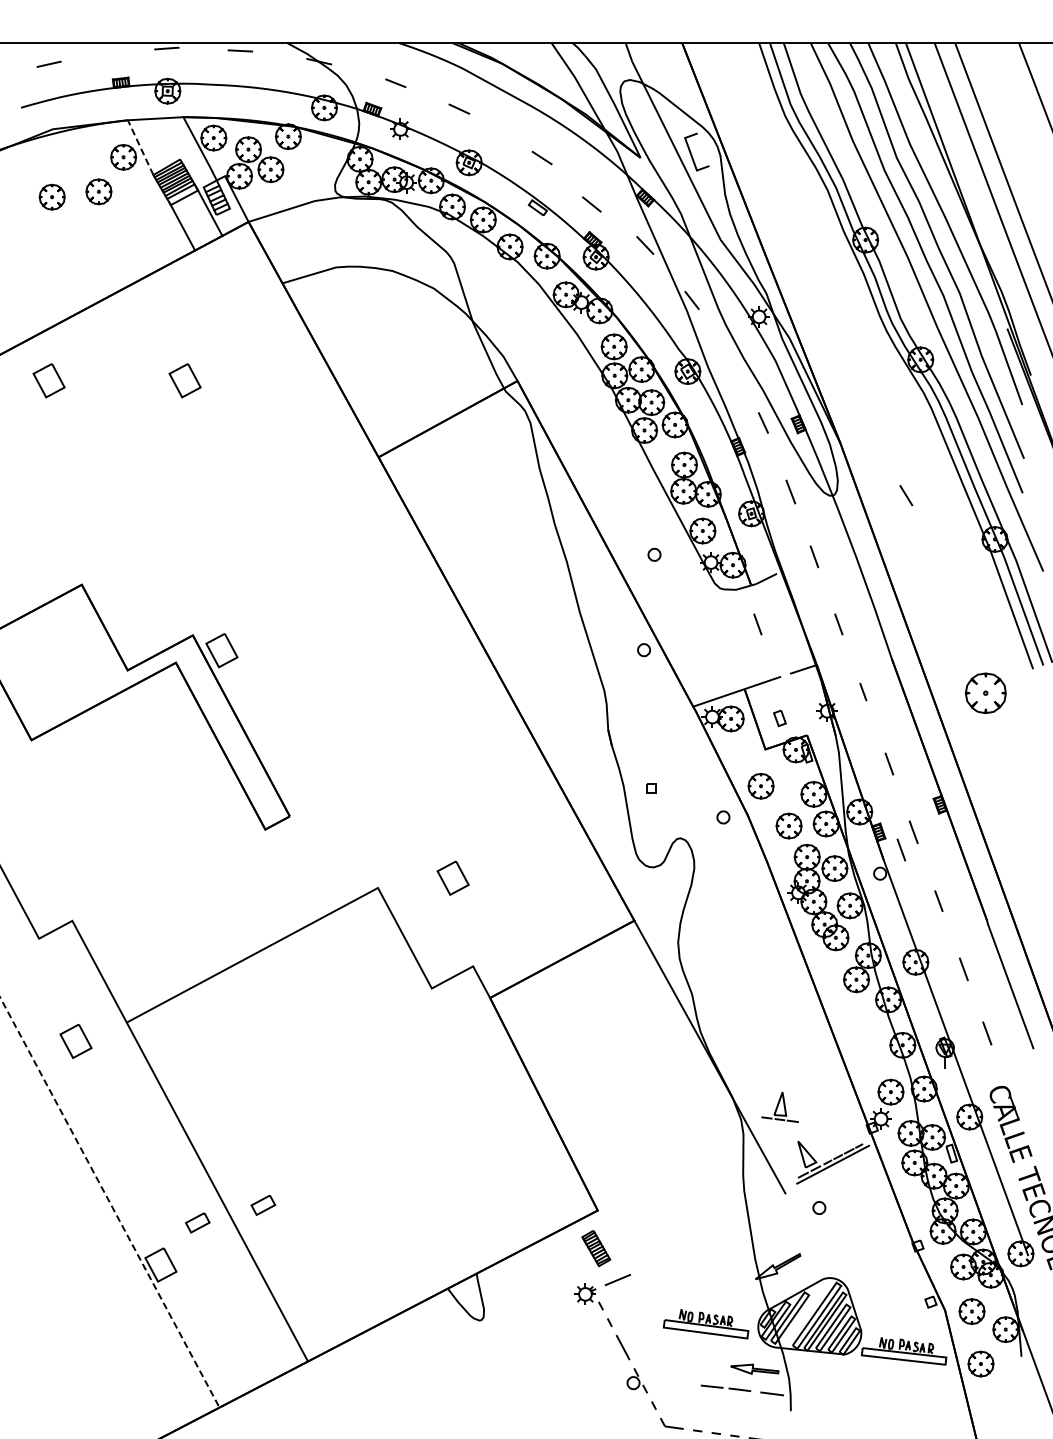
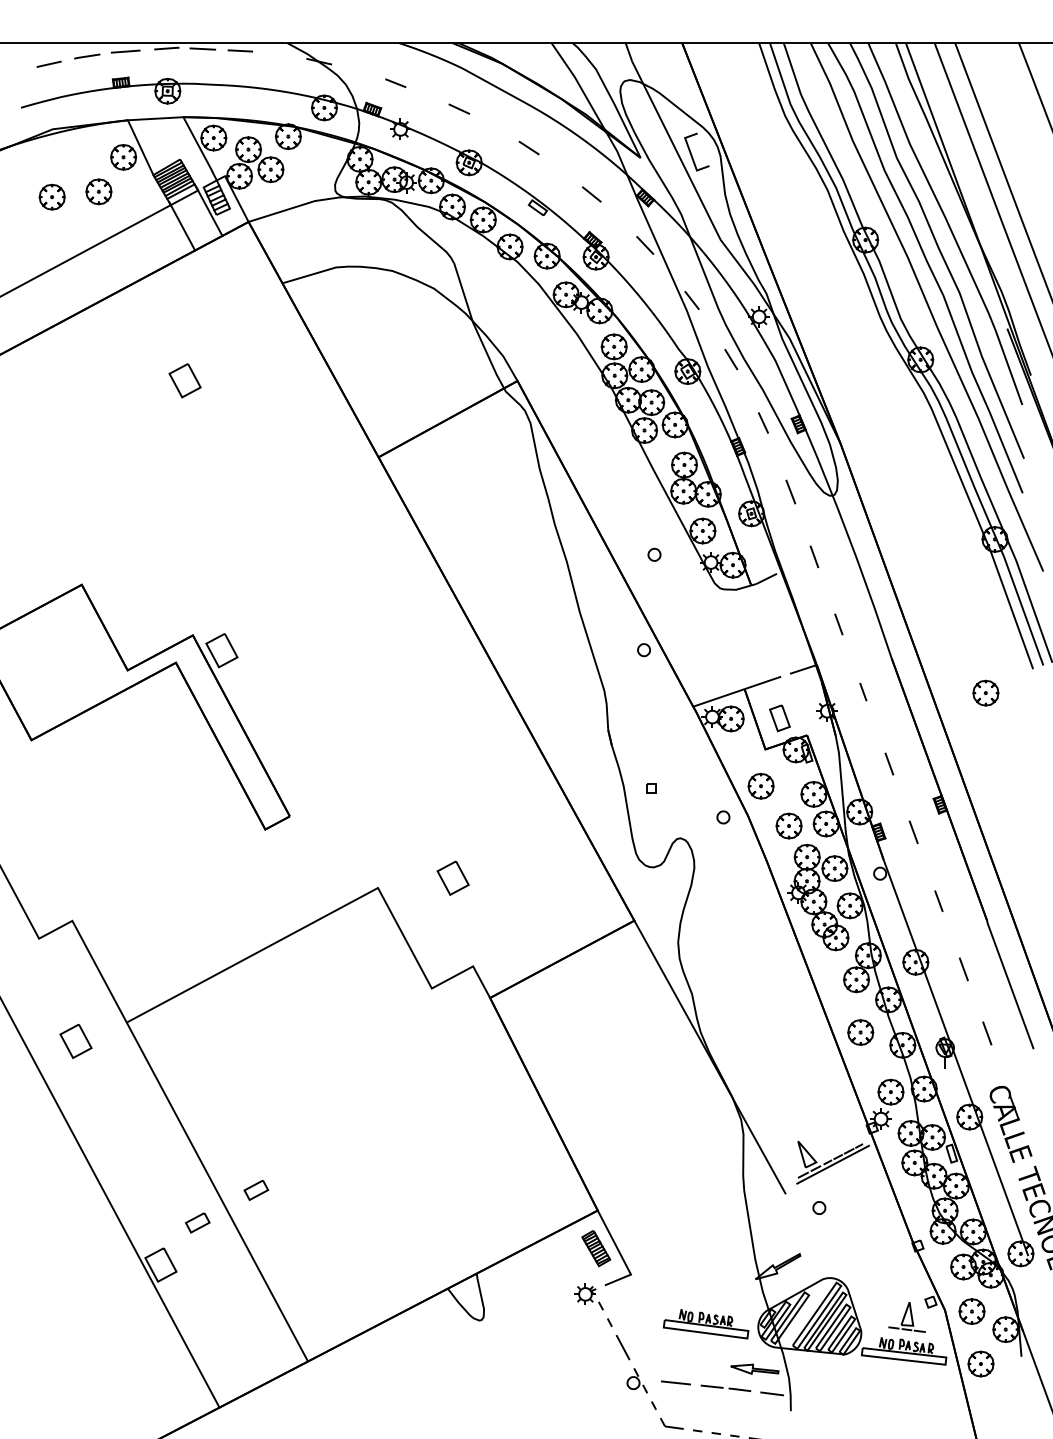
line: none -> present (202, 48)
line: none -> present (125, 51)
line: none -> present (87, 56)
line: dashed -> solid (140, 147)
line position: (541, 157) -> (528, 147) (528, 147)
line position: (591, 204) -> (591, 194) (591, 194)
line: none -> present (86, 250)
part: present -> none (48, 380)
line position: (906, 495) -> (731, 359) (731, 359)
line: present -> none (757, 624)
part size: 43x42 px -> 28x28 px (985, 692)
part size: 14x19 px -> 22x29 px (779, 718)
line: present -> none (901, 849)
part: none -> present (860, 1032)
part position: (779, 1107) -> (906, 1317) (906, 1317)
line: dashed -> solid (110, 1203)
part position: (263, 1204) -> (256, 1189) (256, 1189)
line: none -> present (614, 1242)
line: none -> present (675, 1382)
